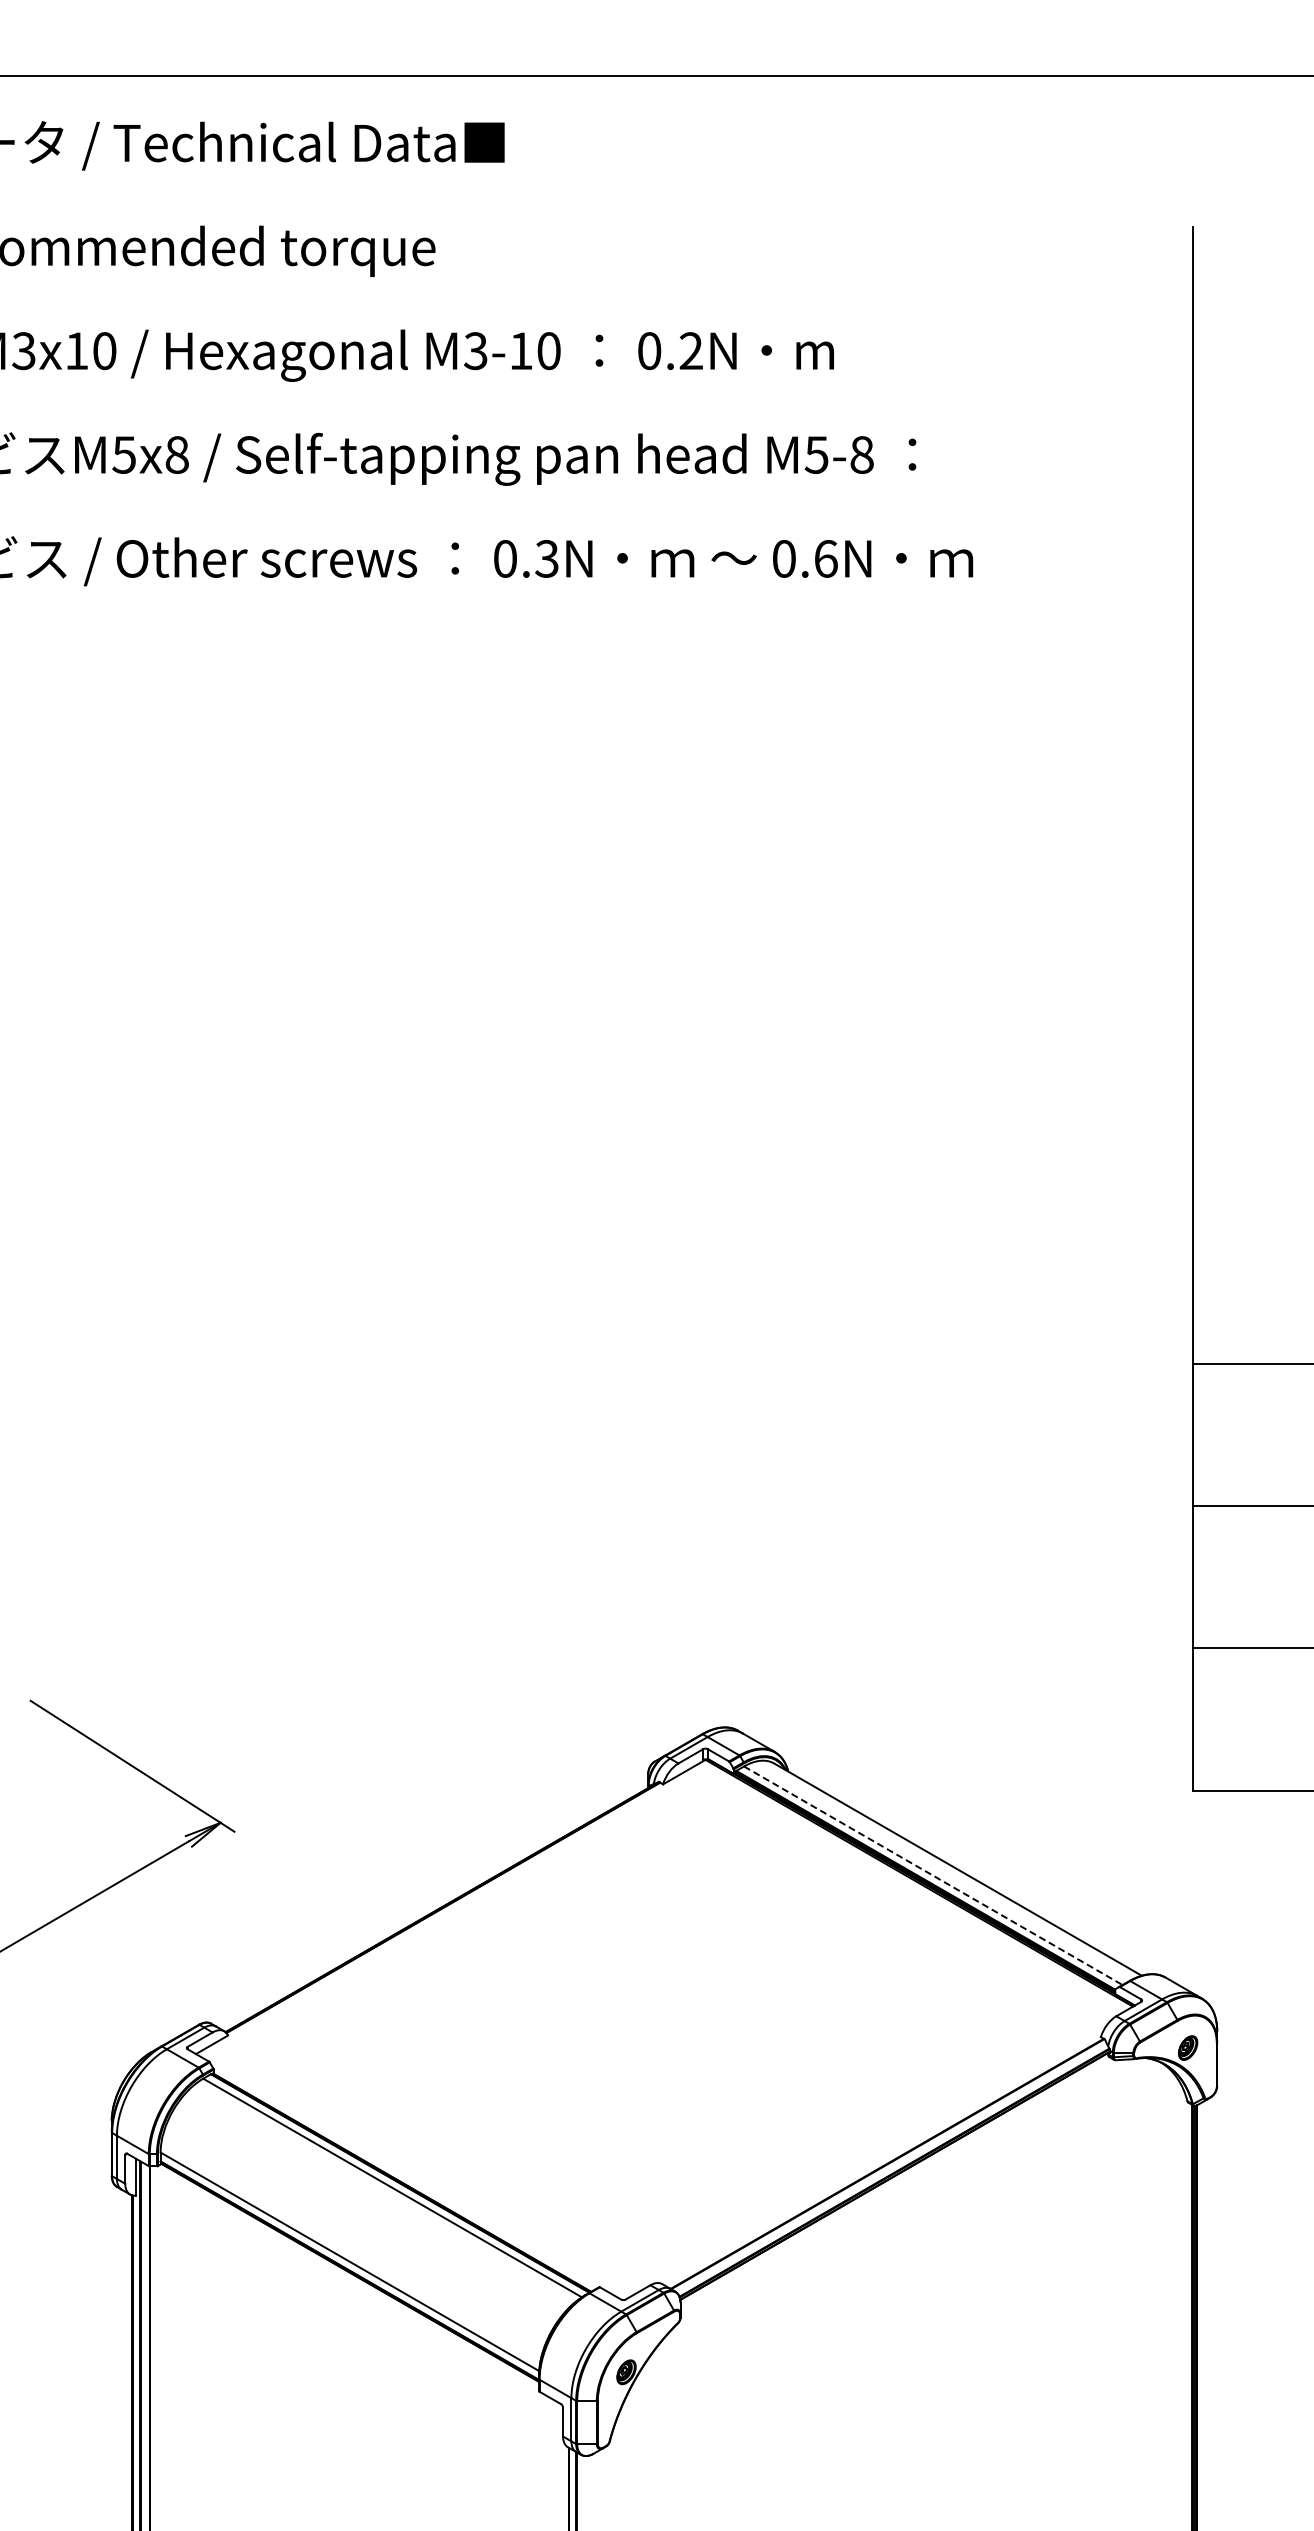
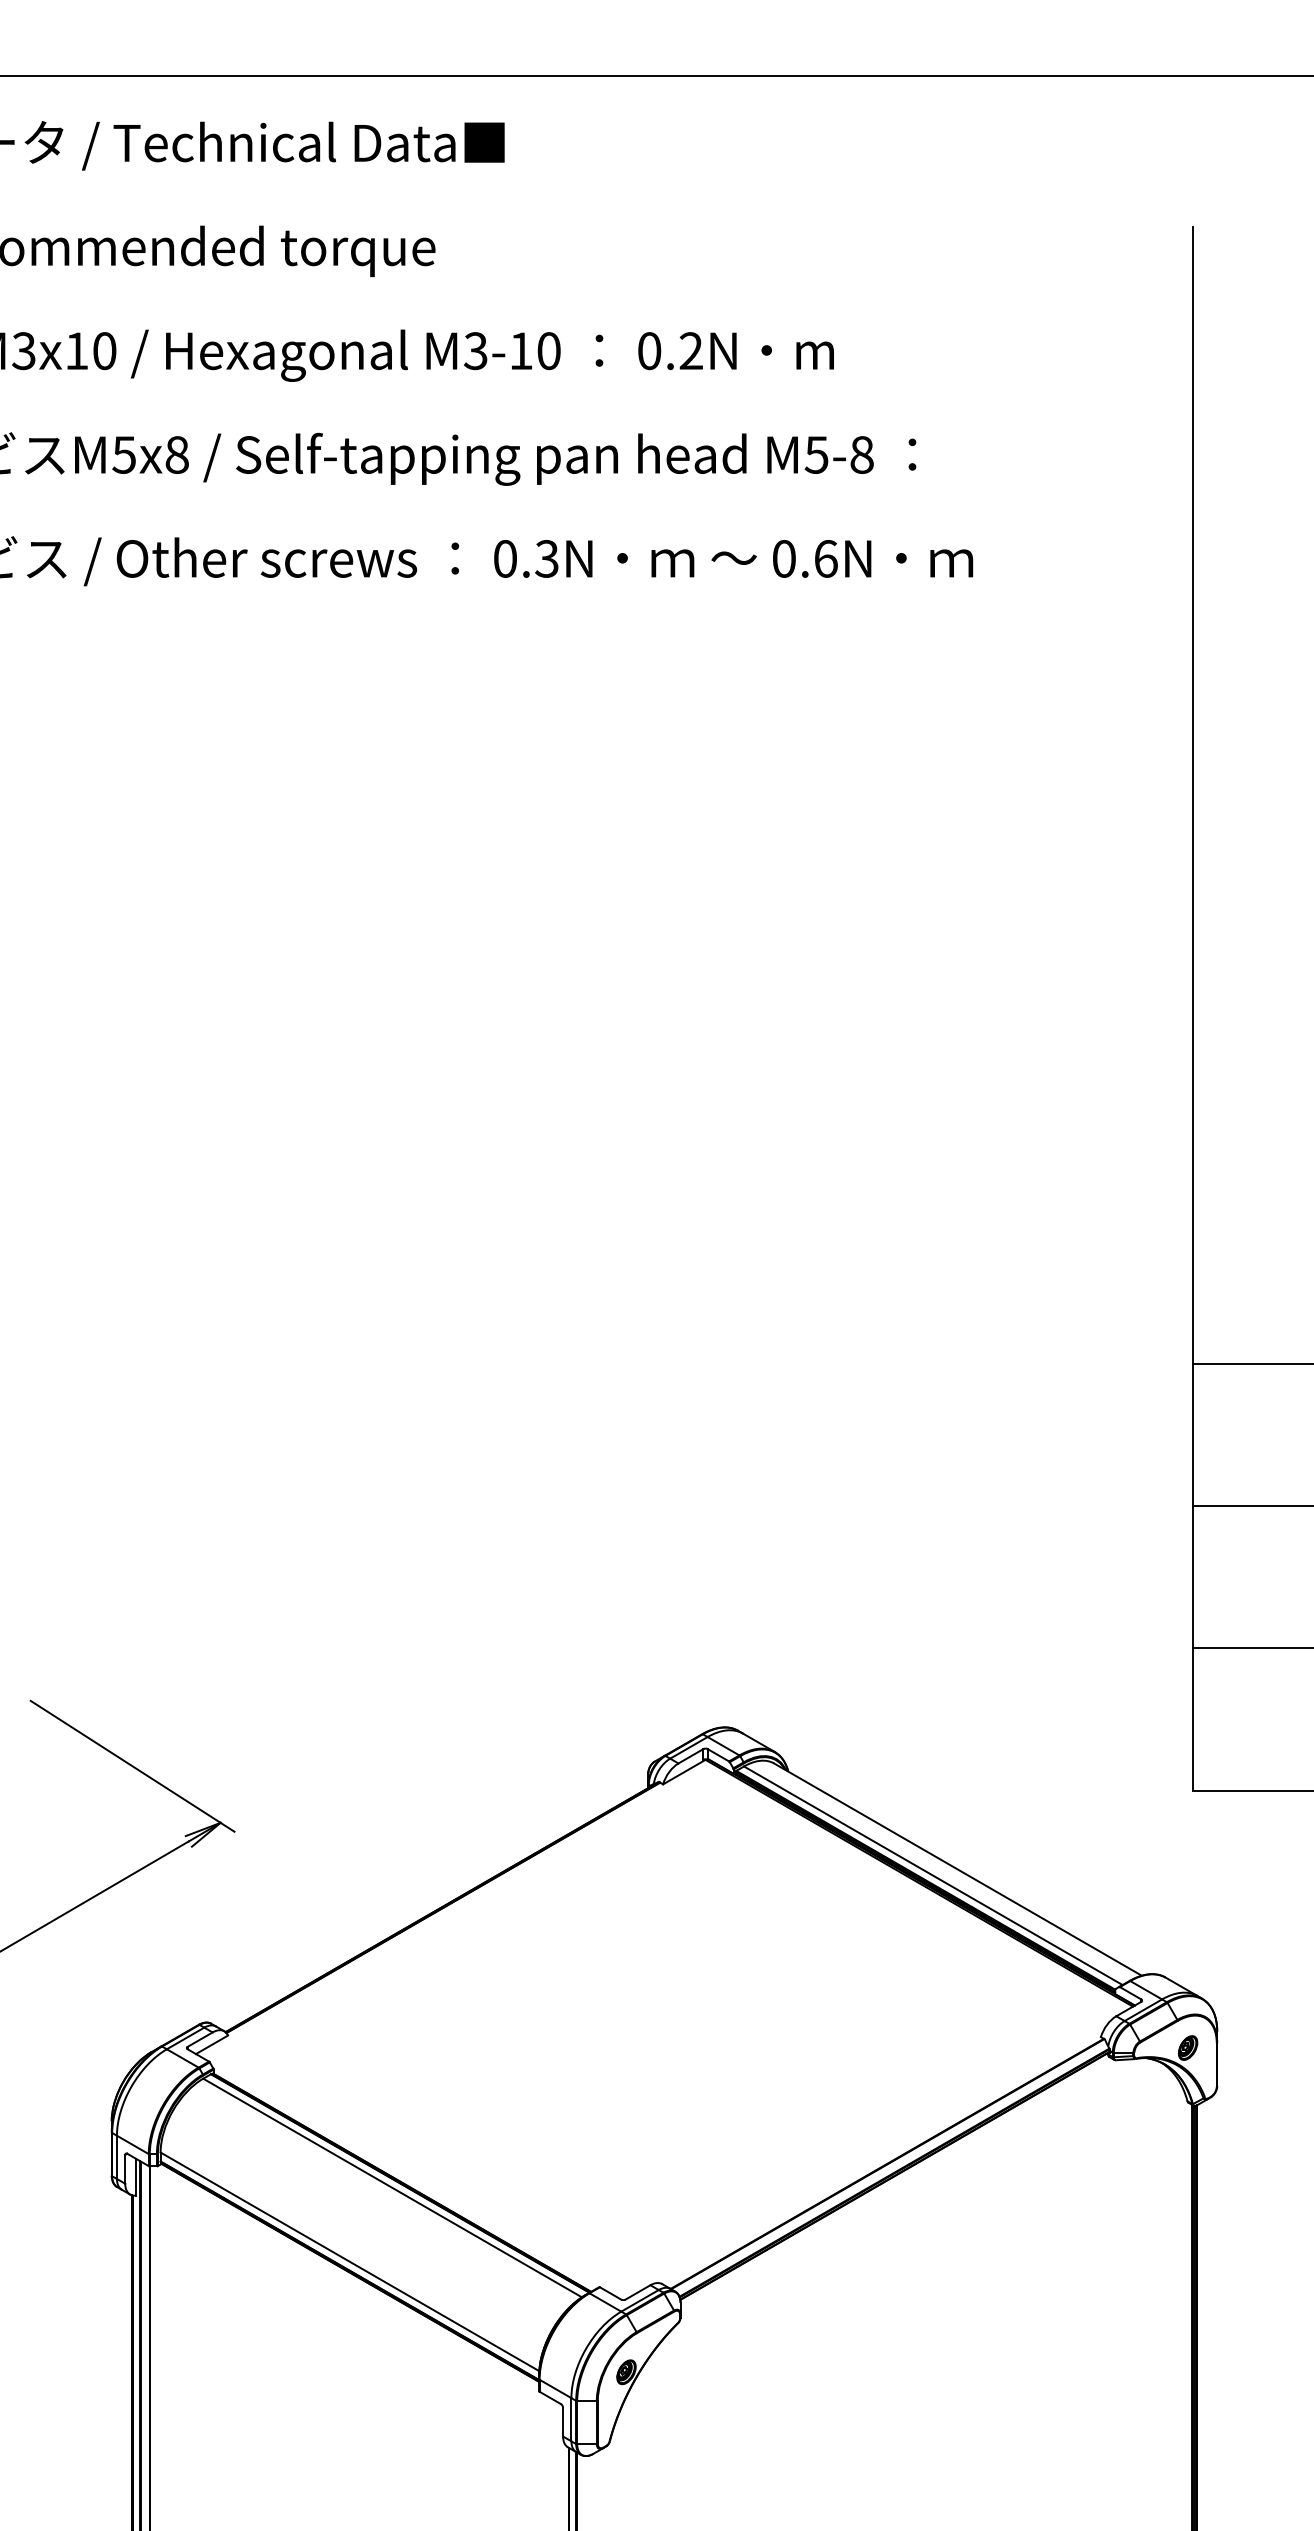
line: dashed -> solid (933, 1875)
